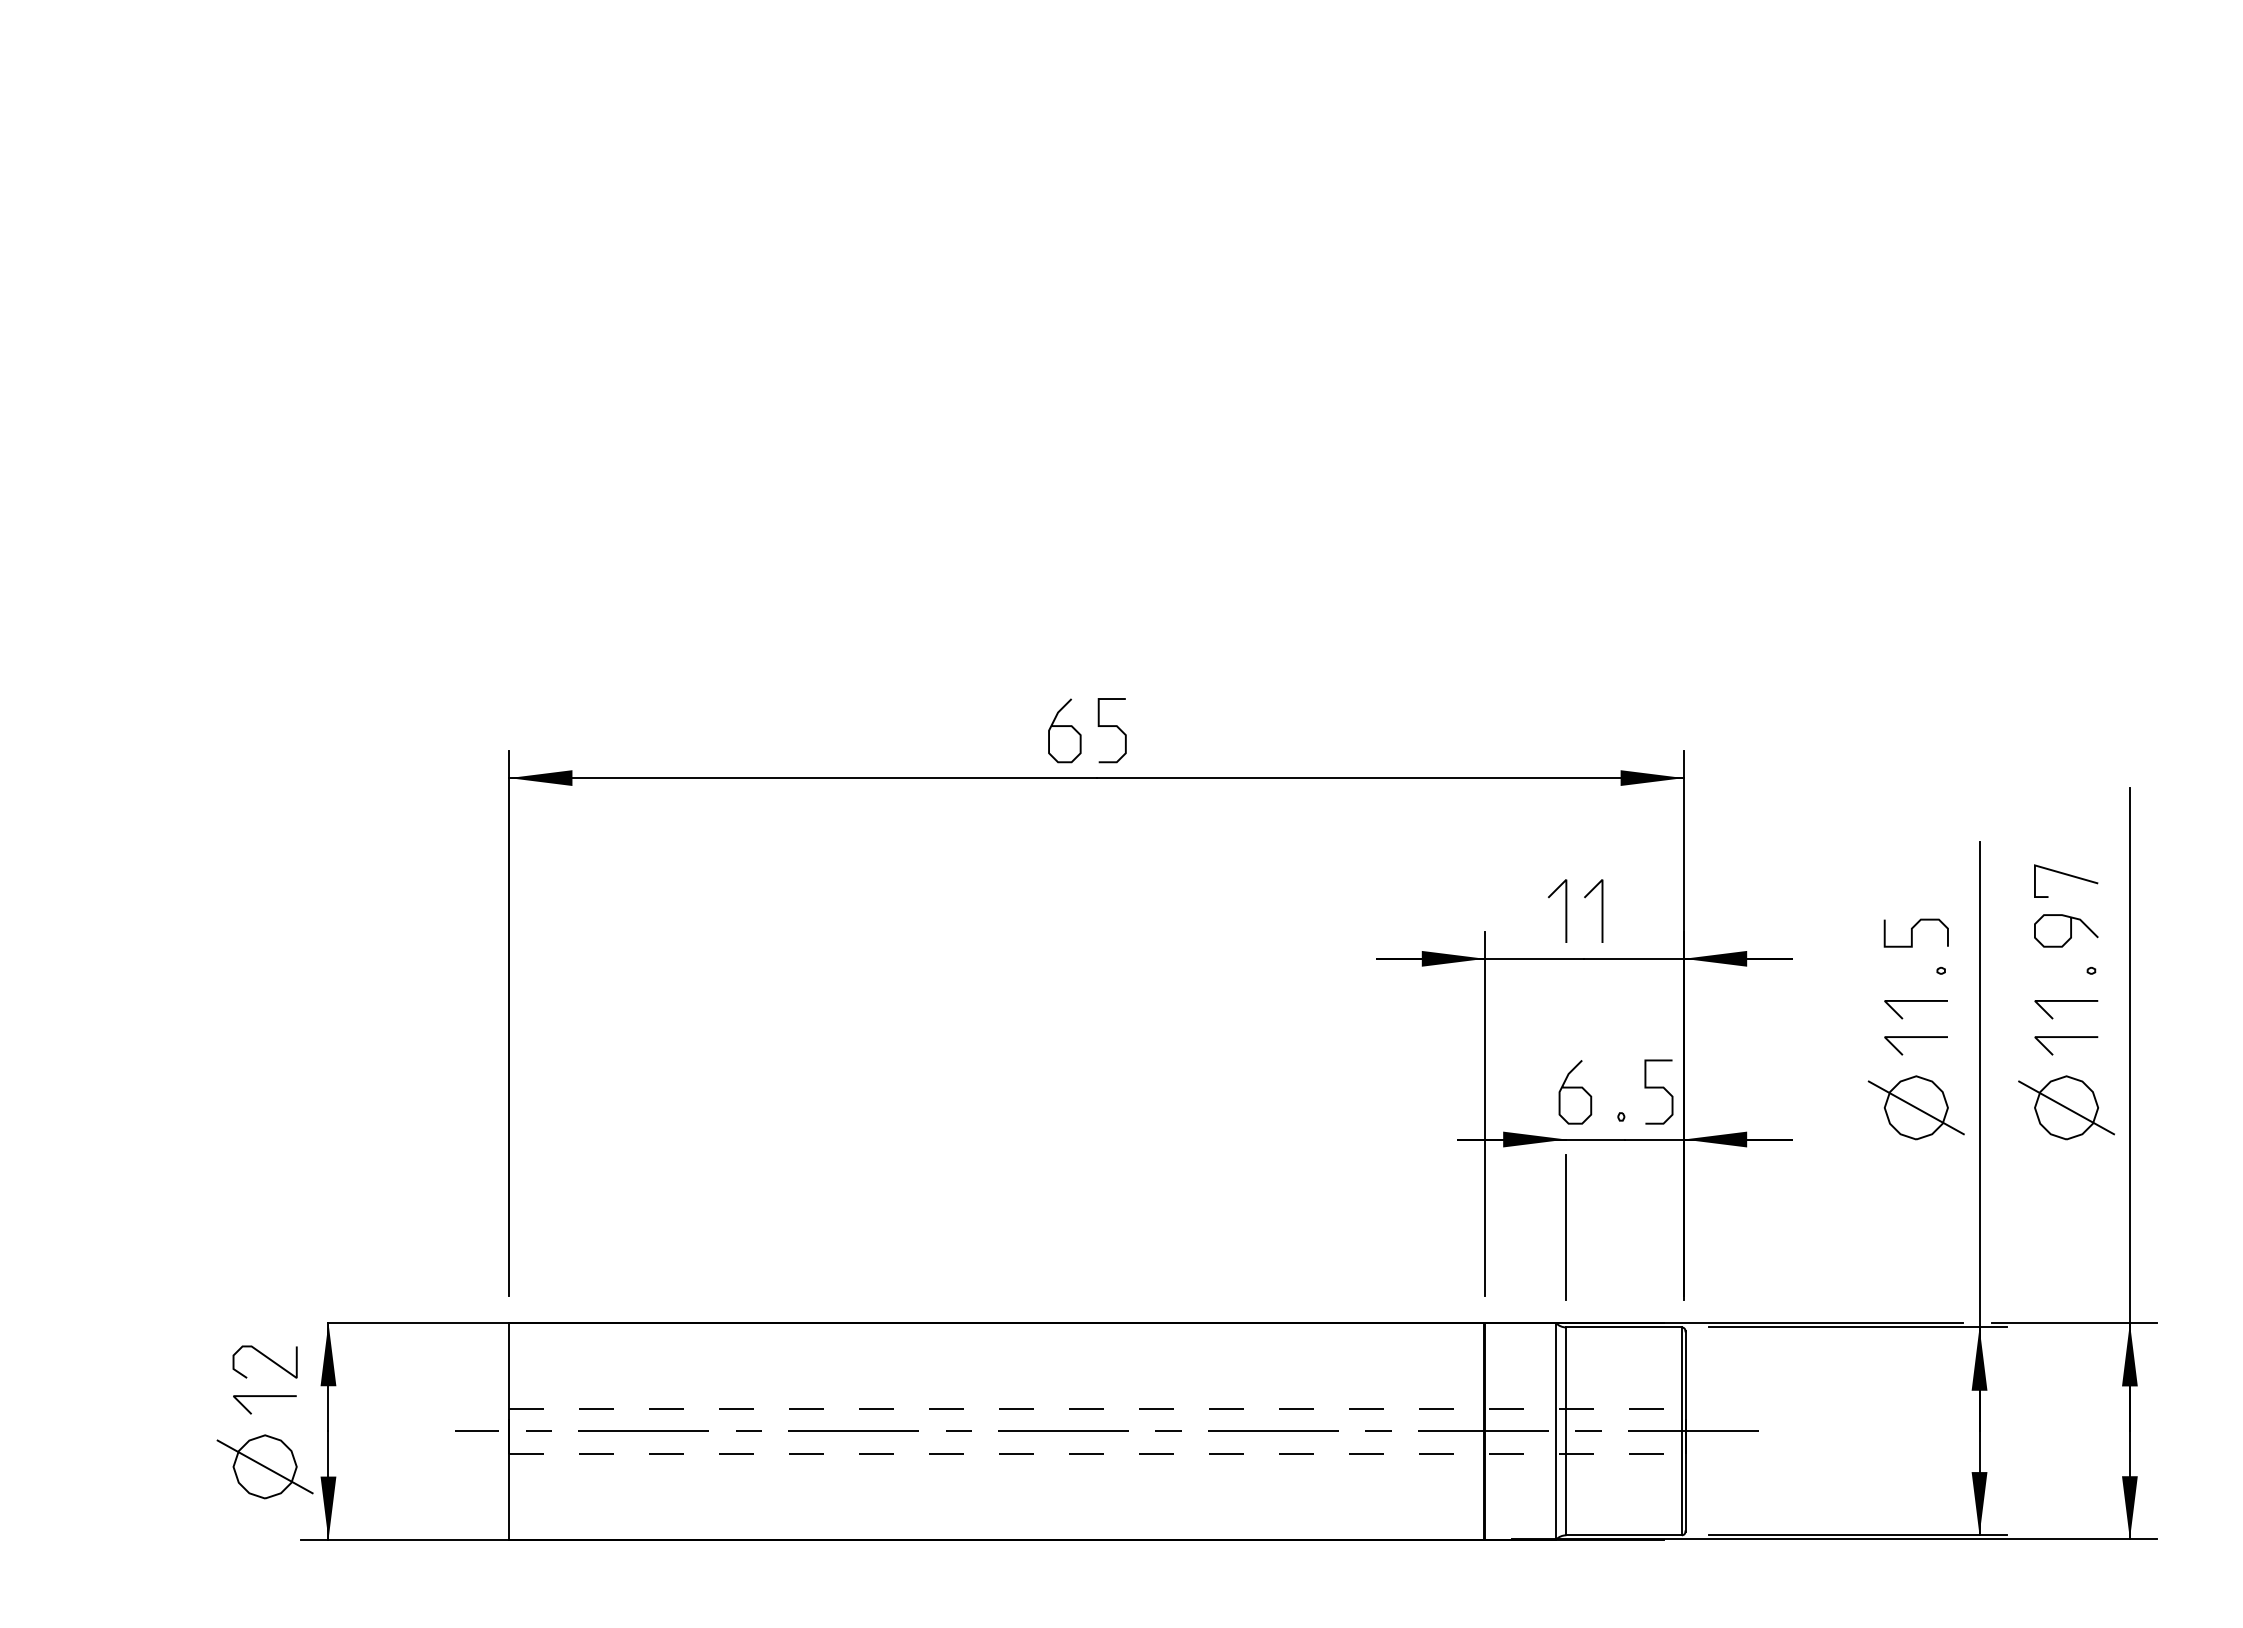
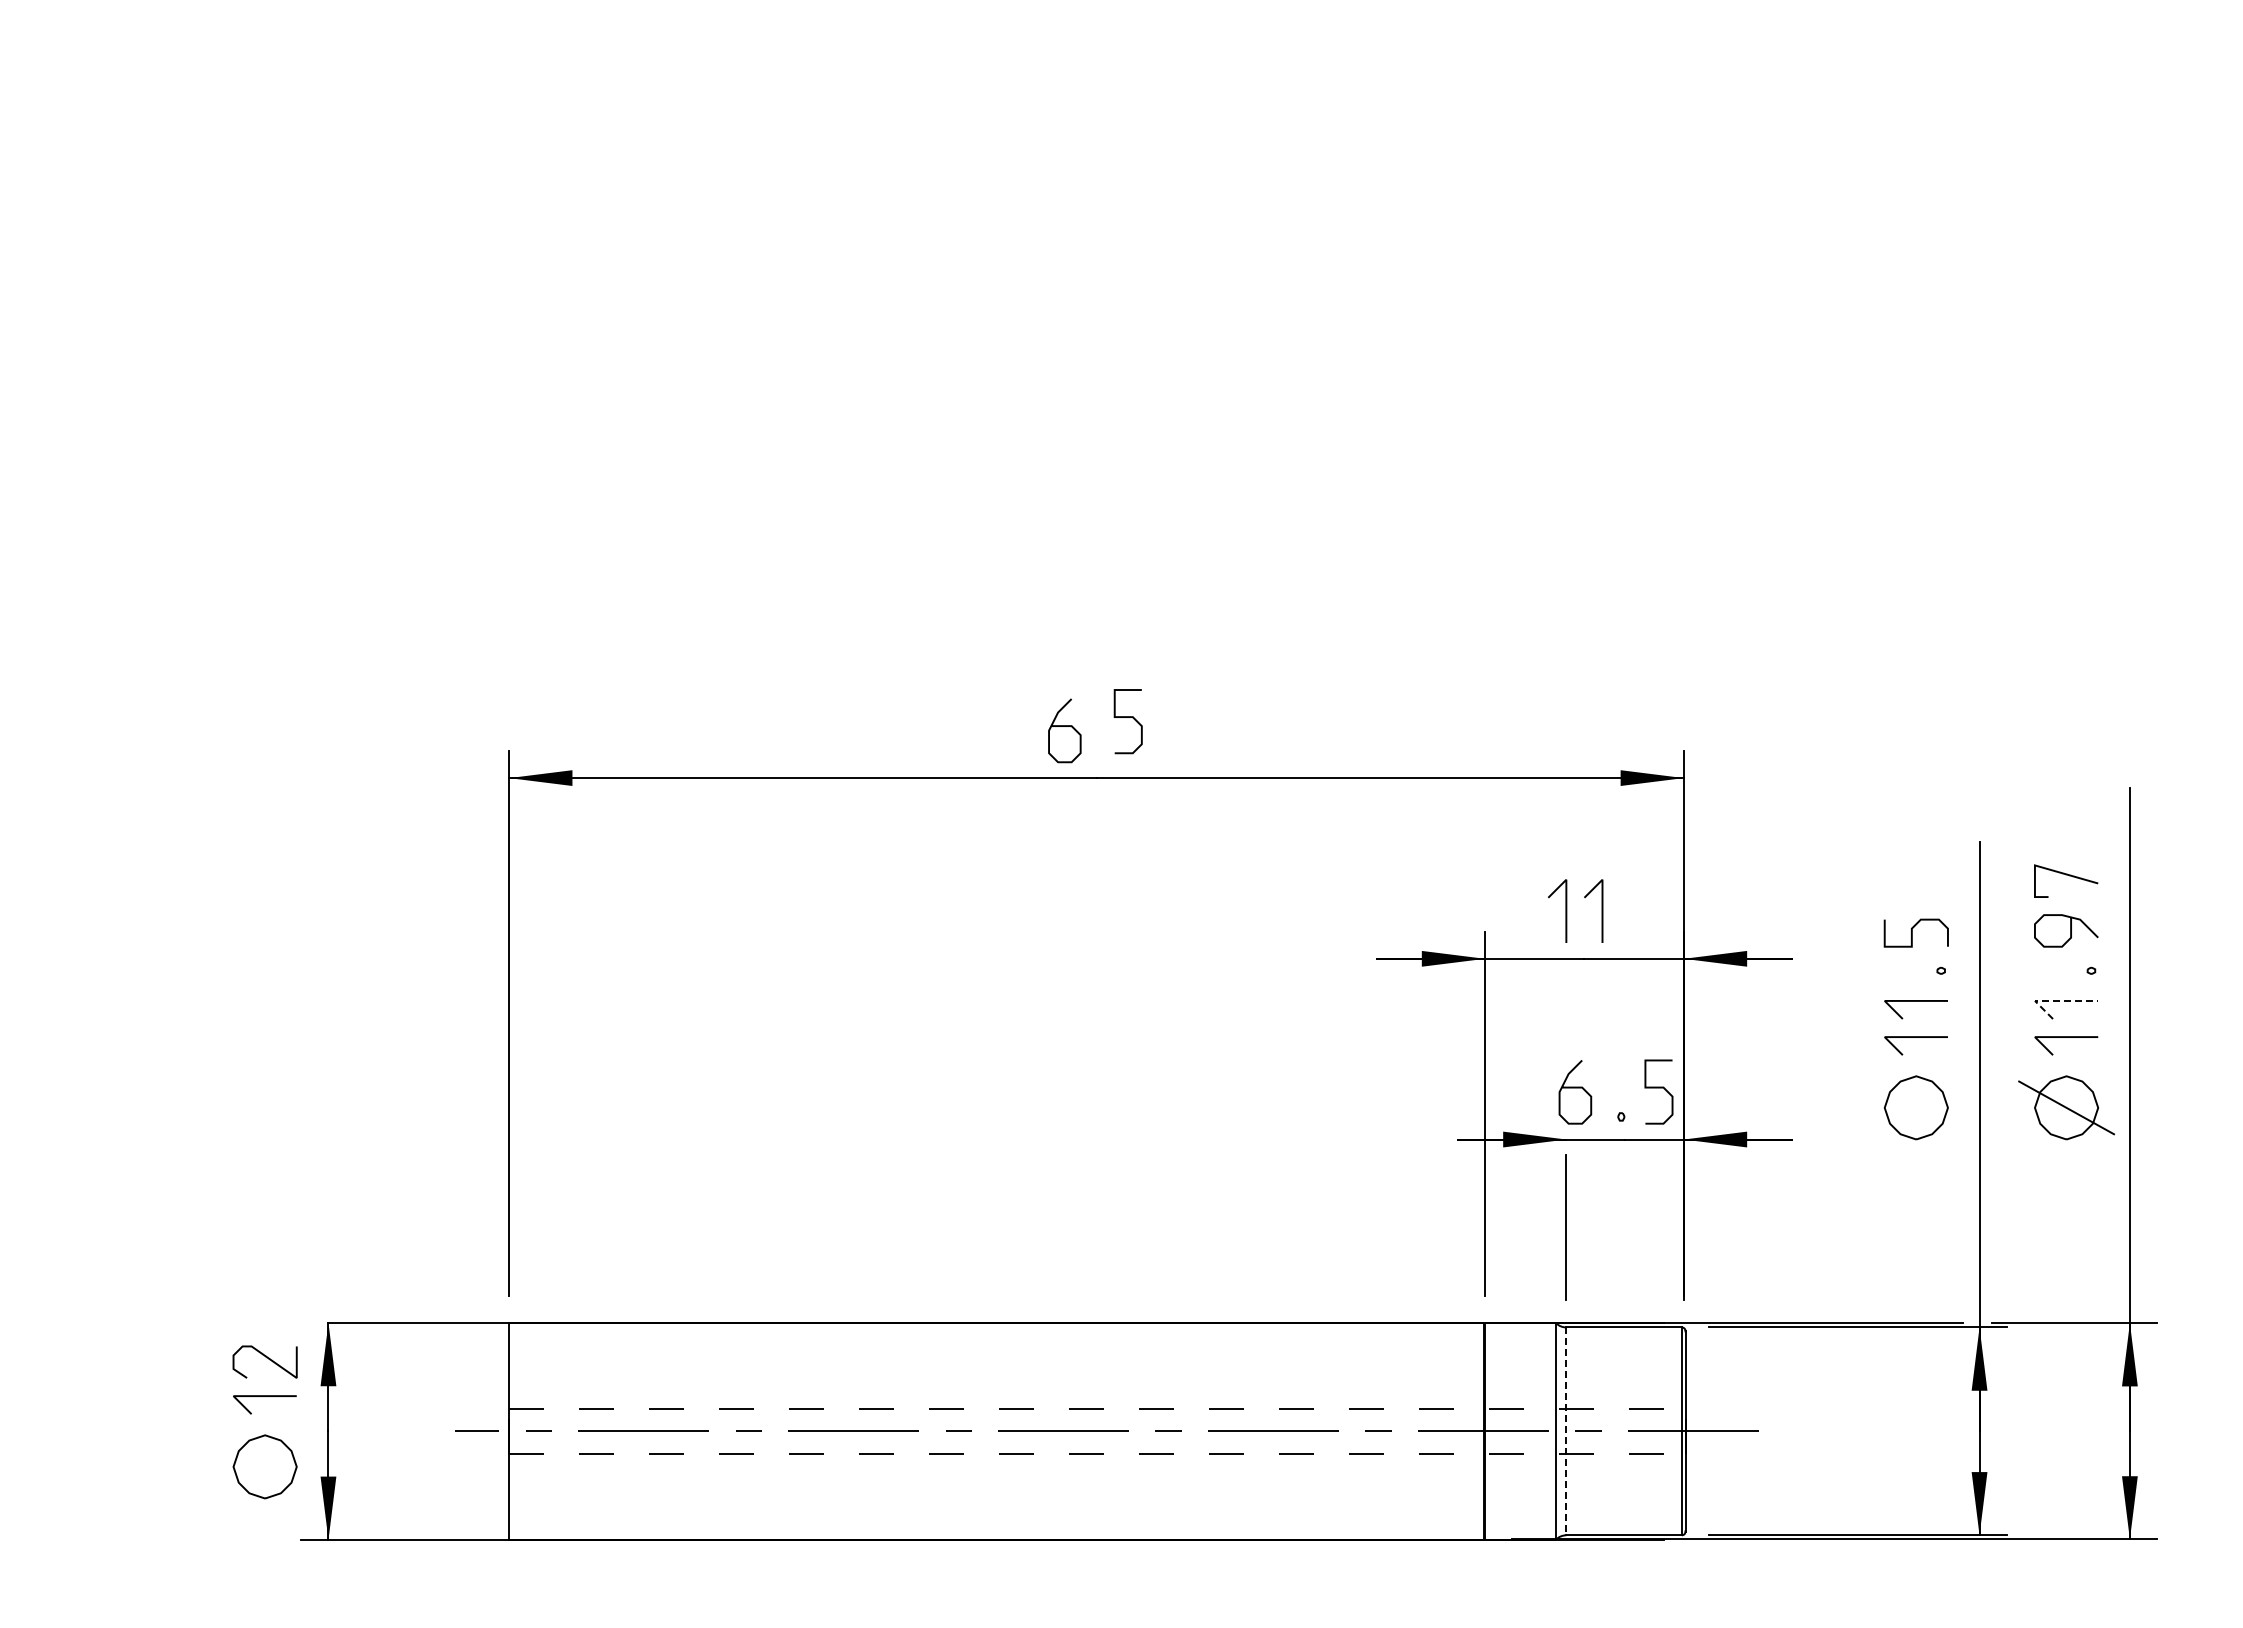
curve position: (1111, 726) -> (1127, 717) (1127, 717)
line: solid -> dashed (2053, 1000)
line: present -> none (1915, 1107)
line: solid -> dashed (1566, 1431)
line: present -> none (264, 1466)
